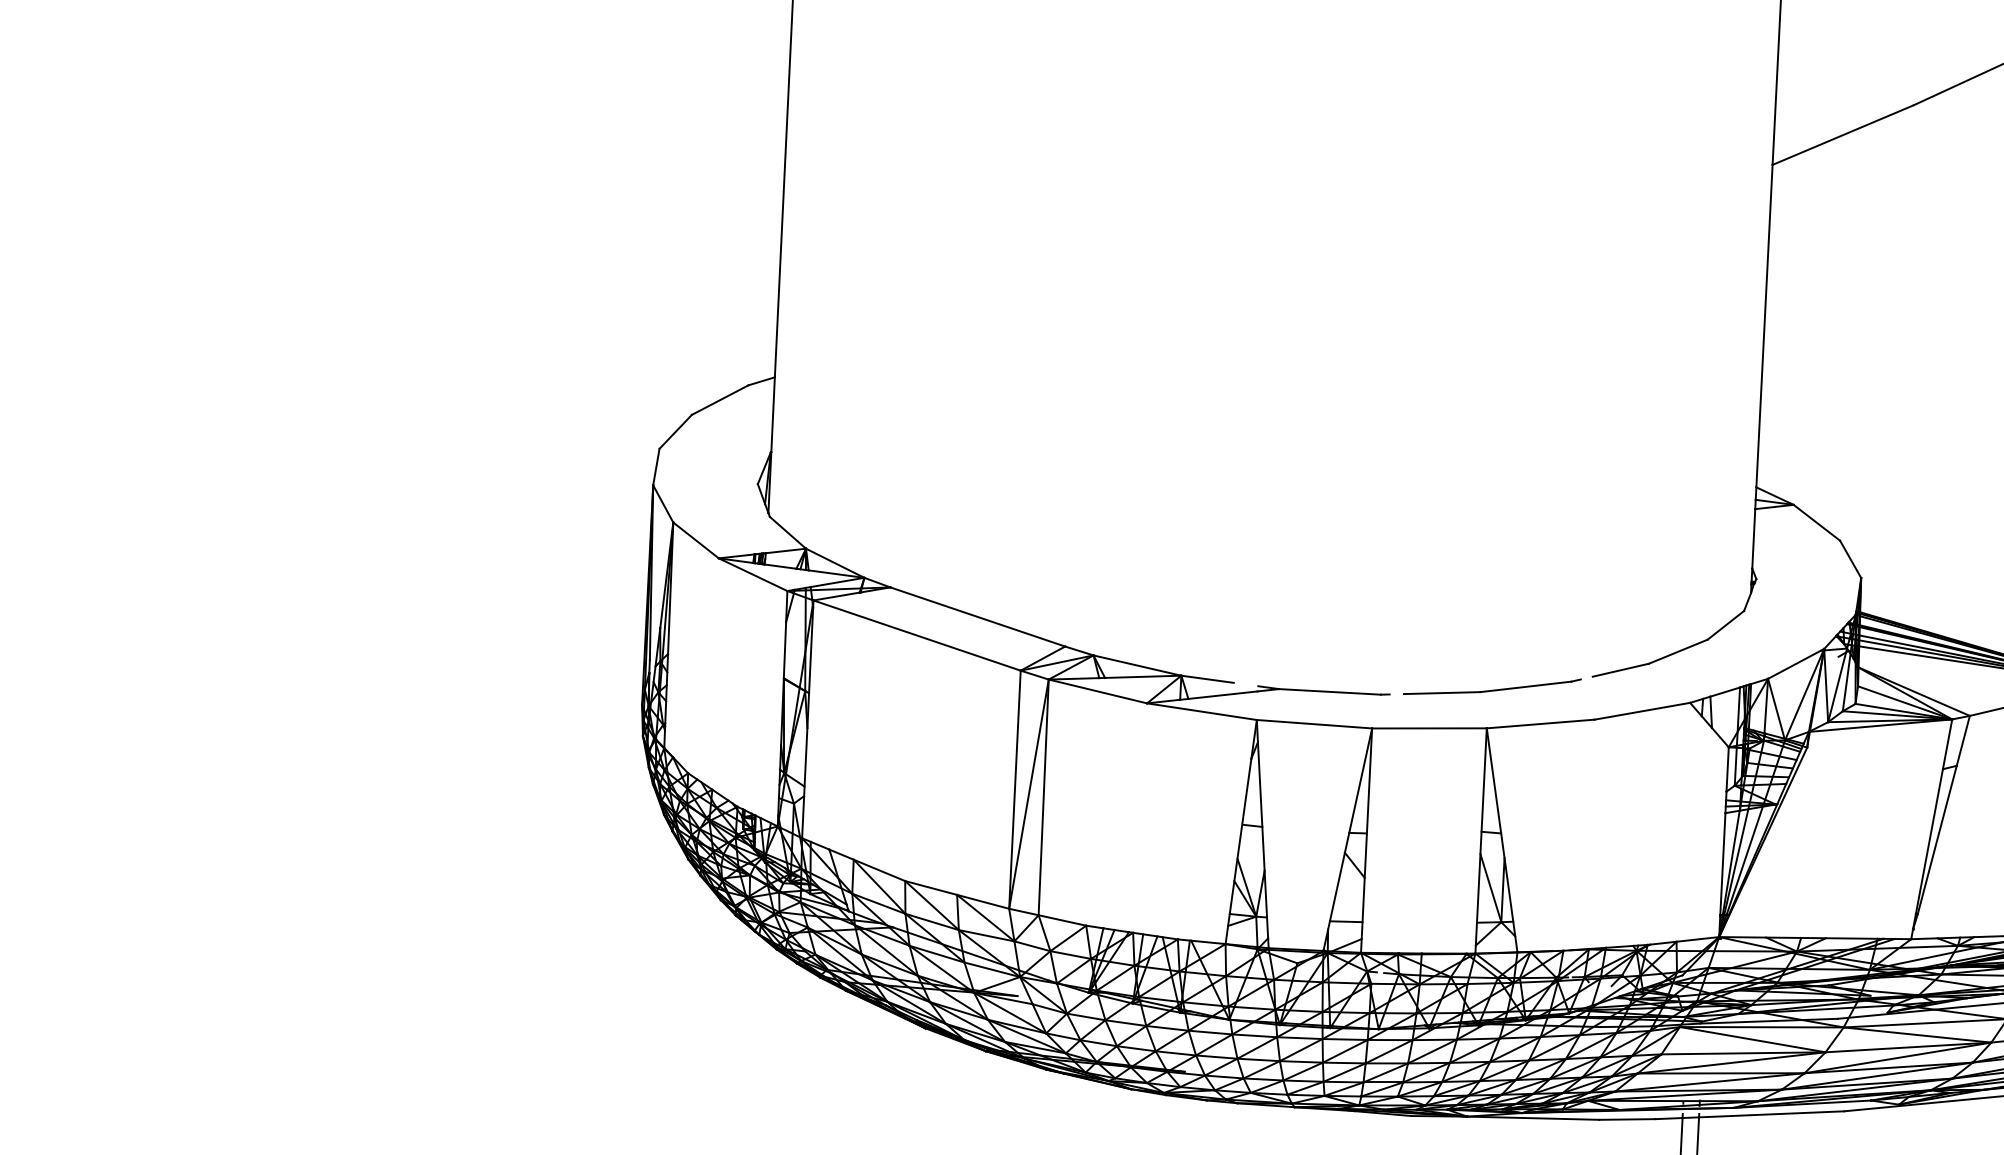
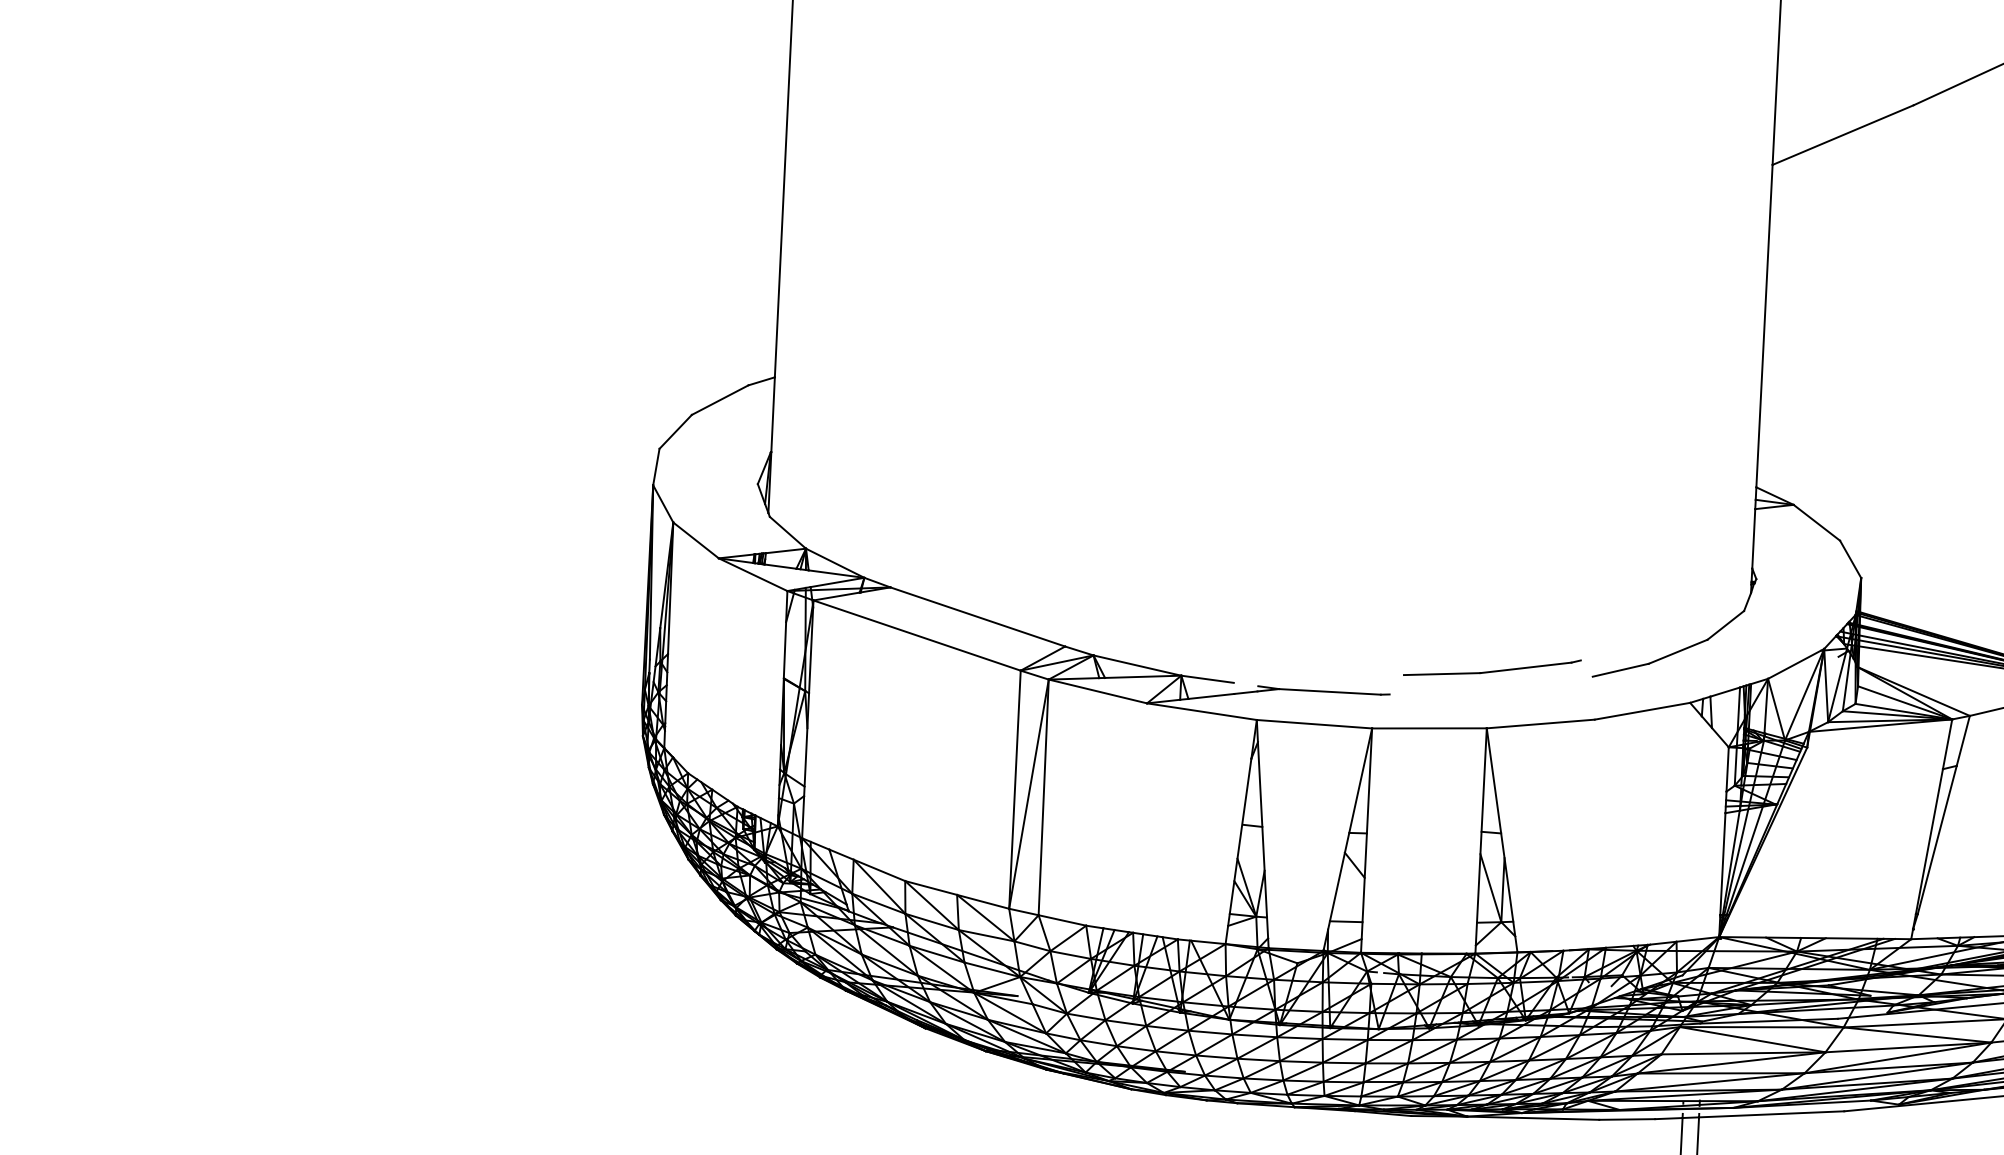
part position: (1492, 686) -> (1492, 667) (1492, 667)
